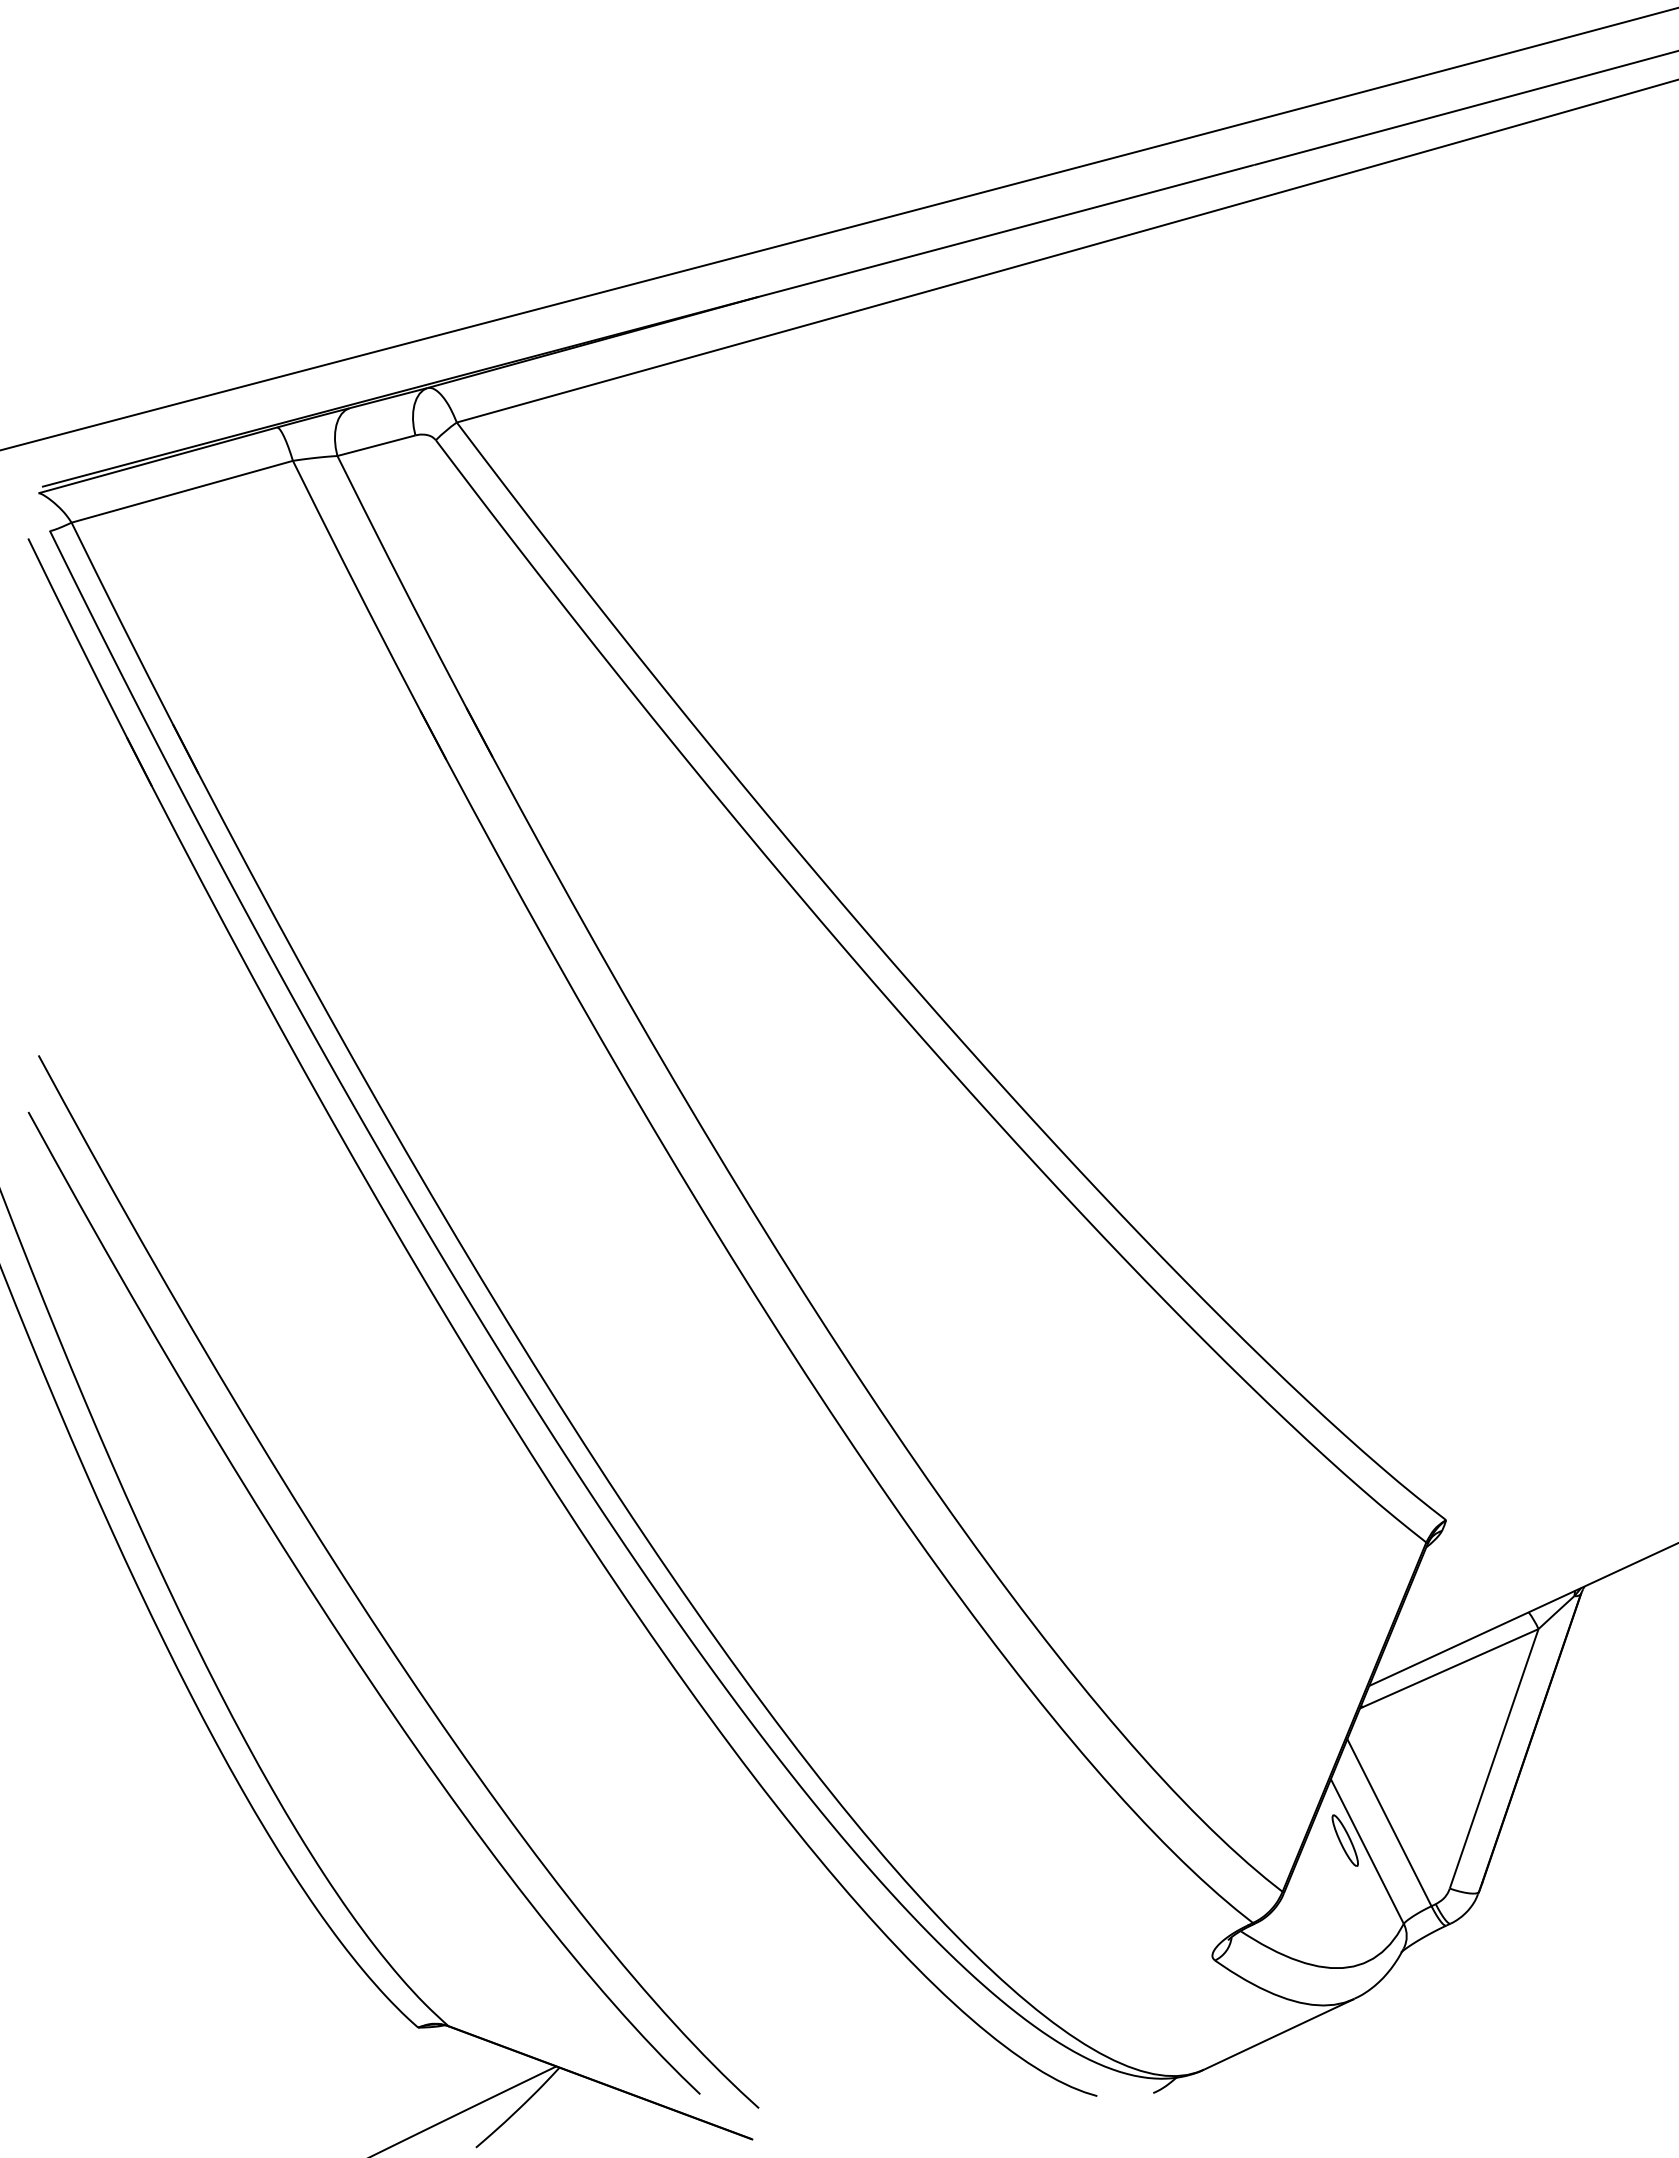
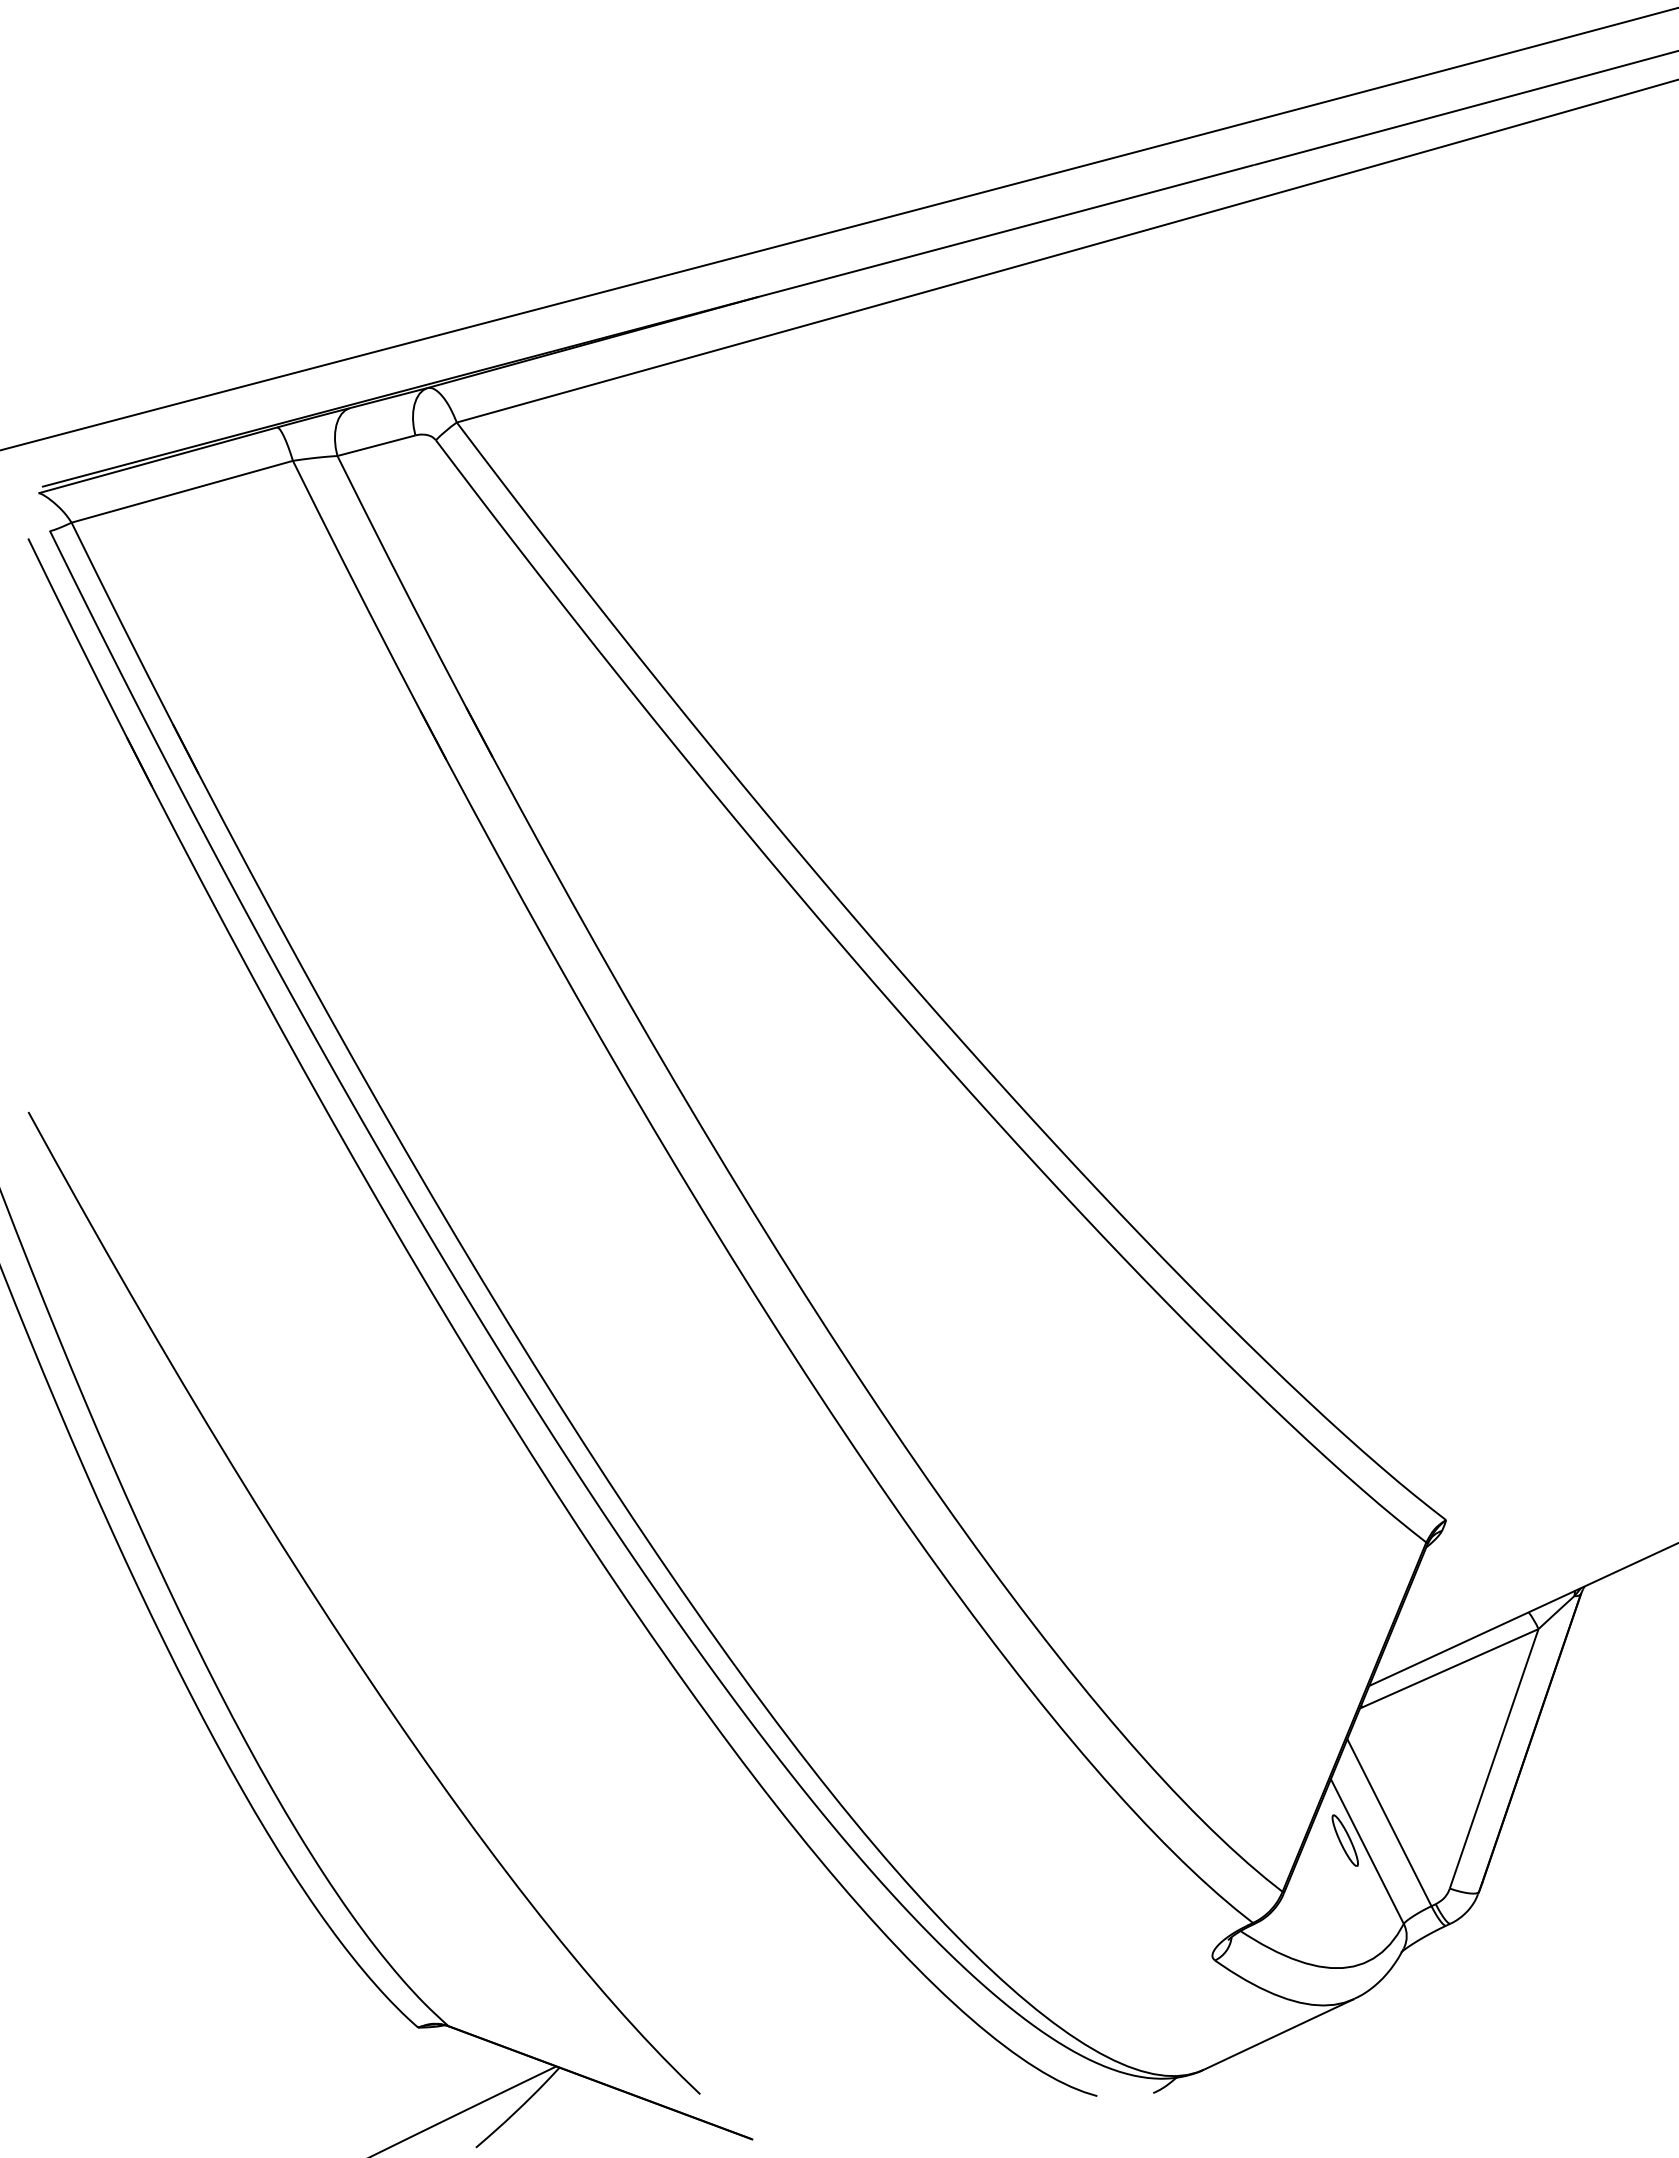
curve: present -> none (362, 1603)
